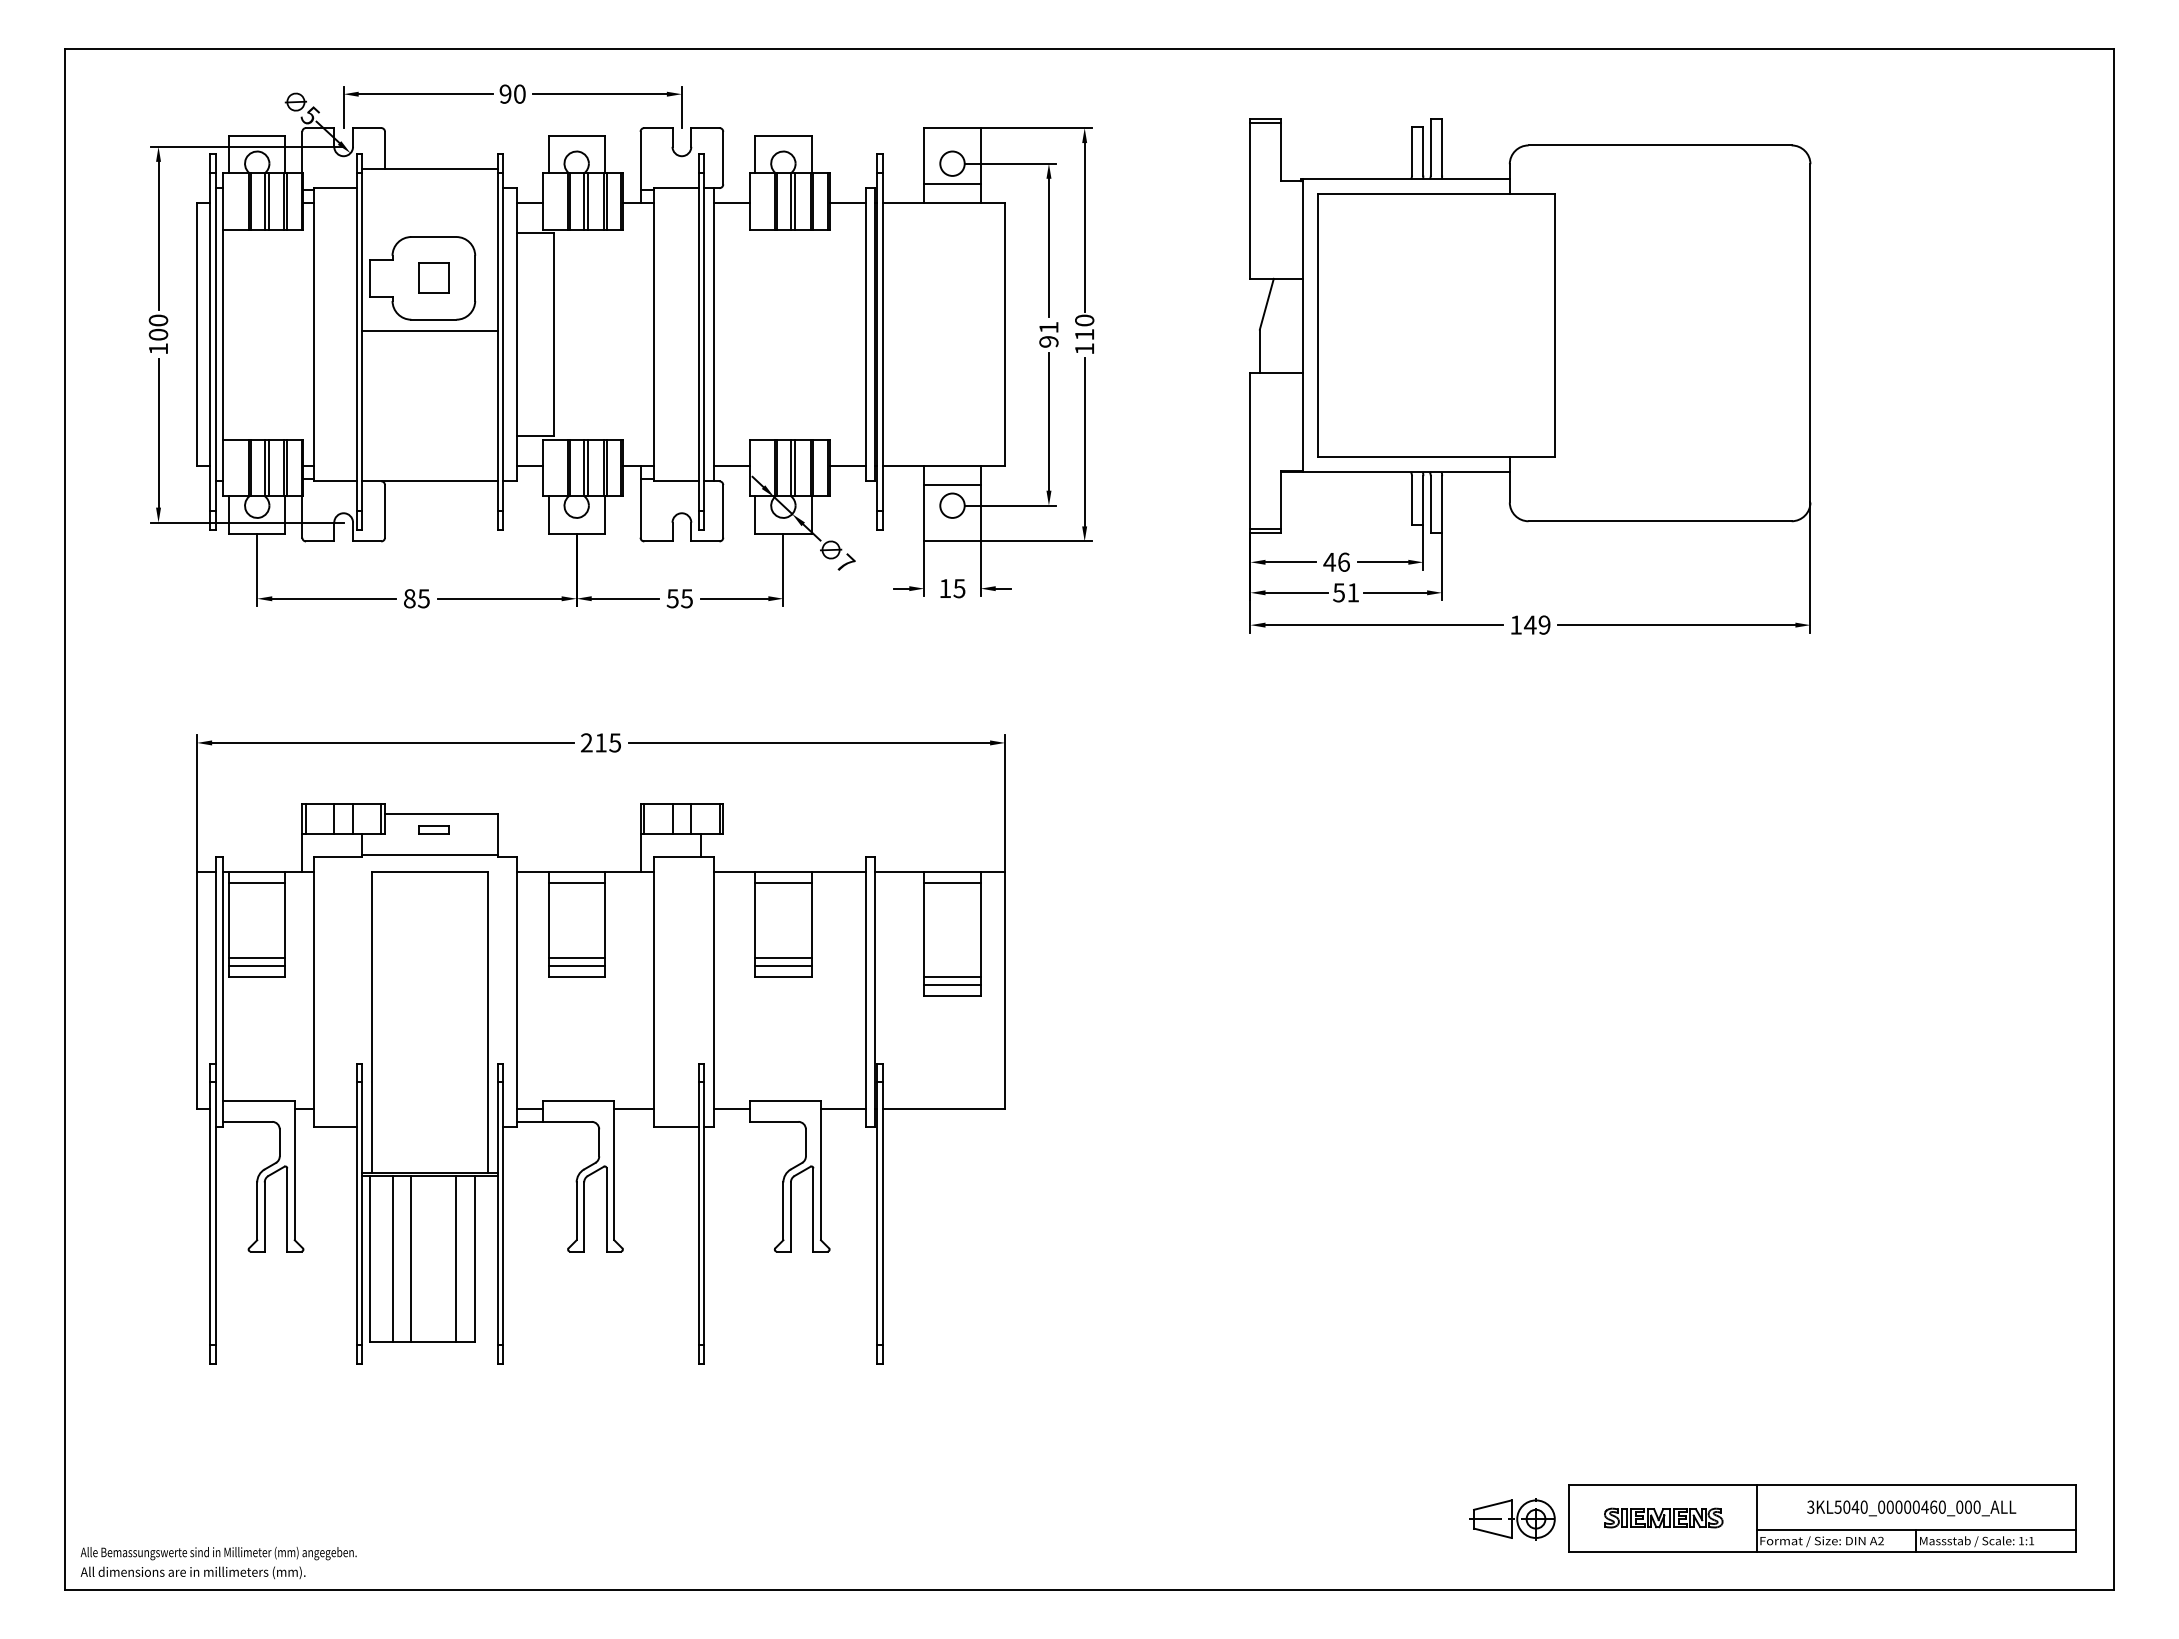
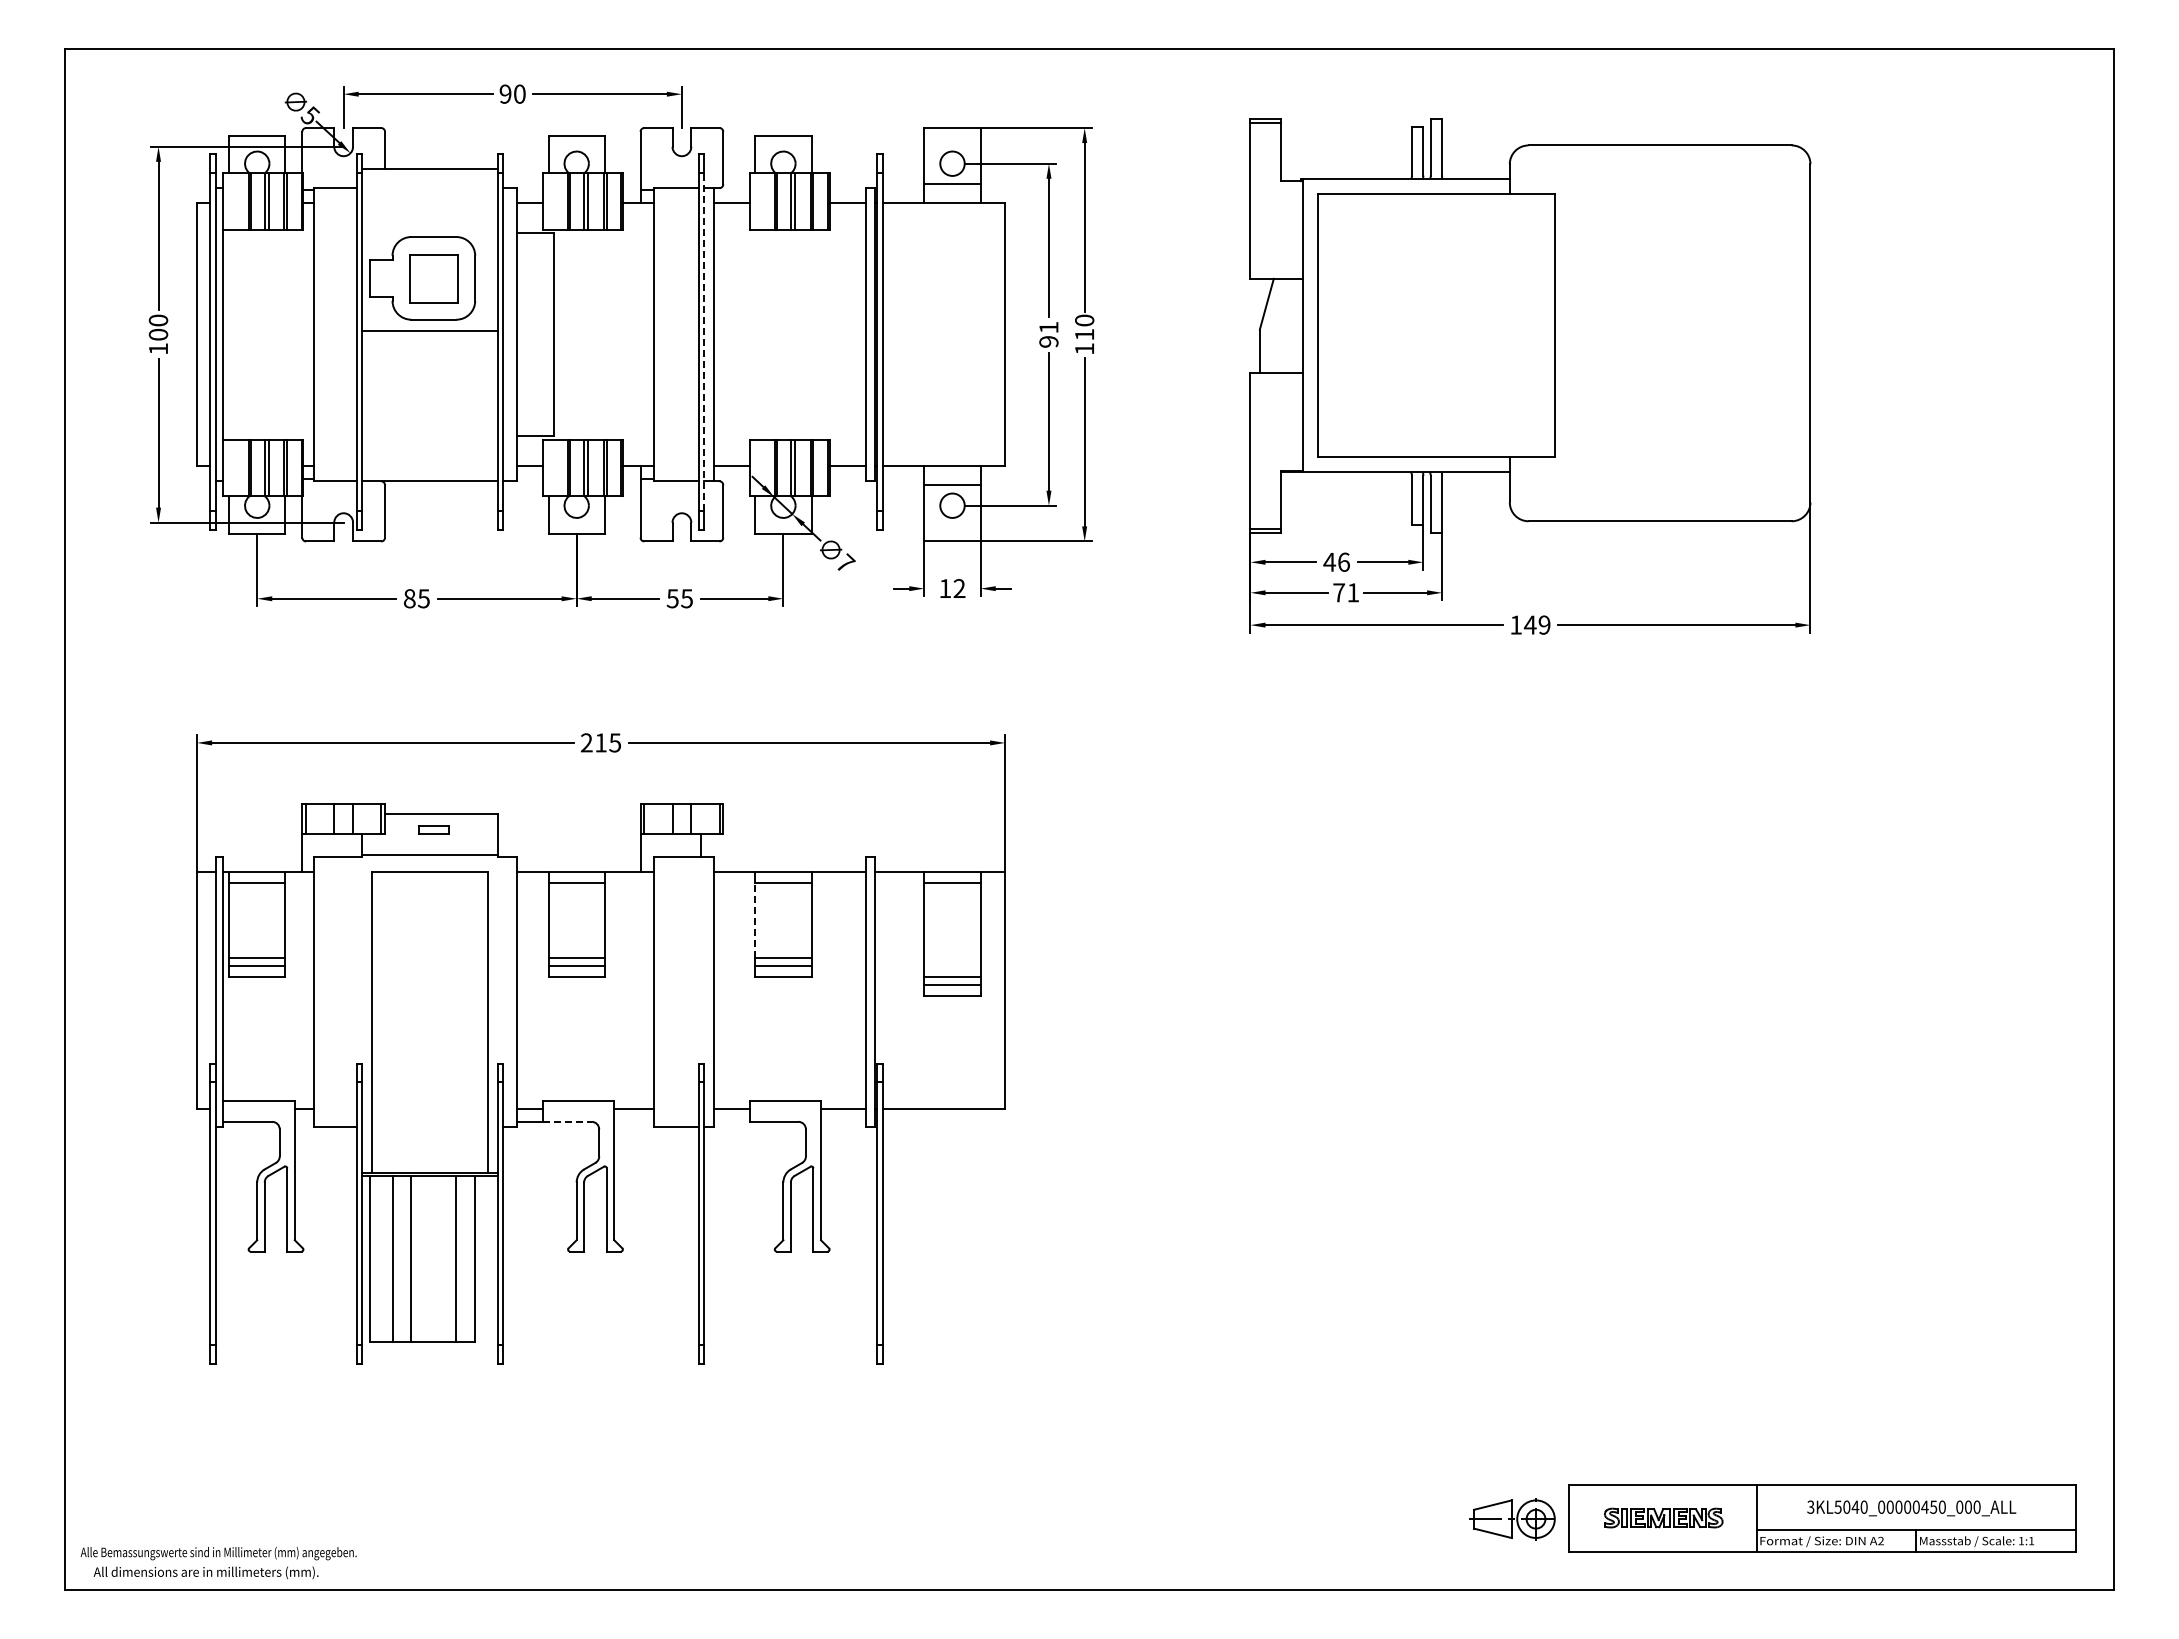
part size: 32x32 px -> 50x50 px (433, 278)
line: solid -> dashed (704, 341)
text: 15 -> 12 (959, 588)
text: 51 -> 71 (1339, 592)
line: solid -> dashed (755, 920)
line: solid -> dashed (567, 1121)
text: 3KL5040_00000460_000_ALL -> 3KL5040_00000450_000_ALL (1933, 1506)
text position: (192, 1572) -> (205, 1572) (205, 1572)
